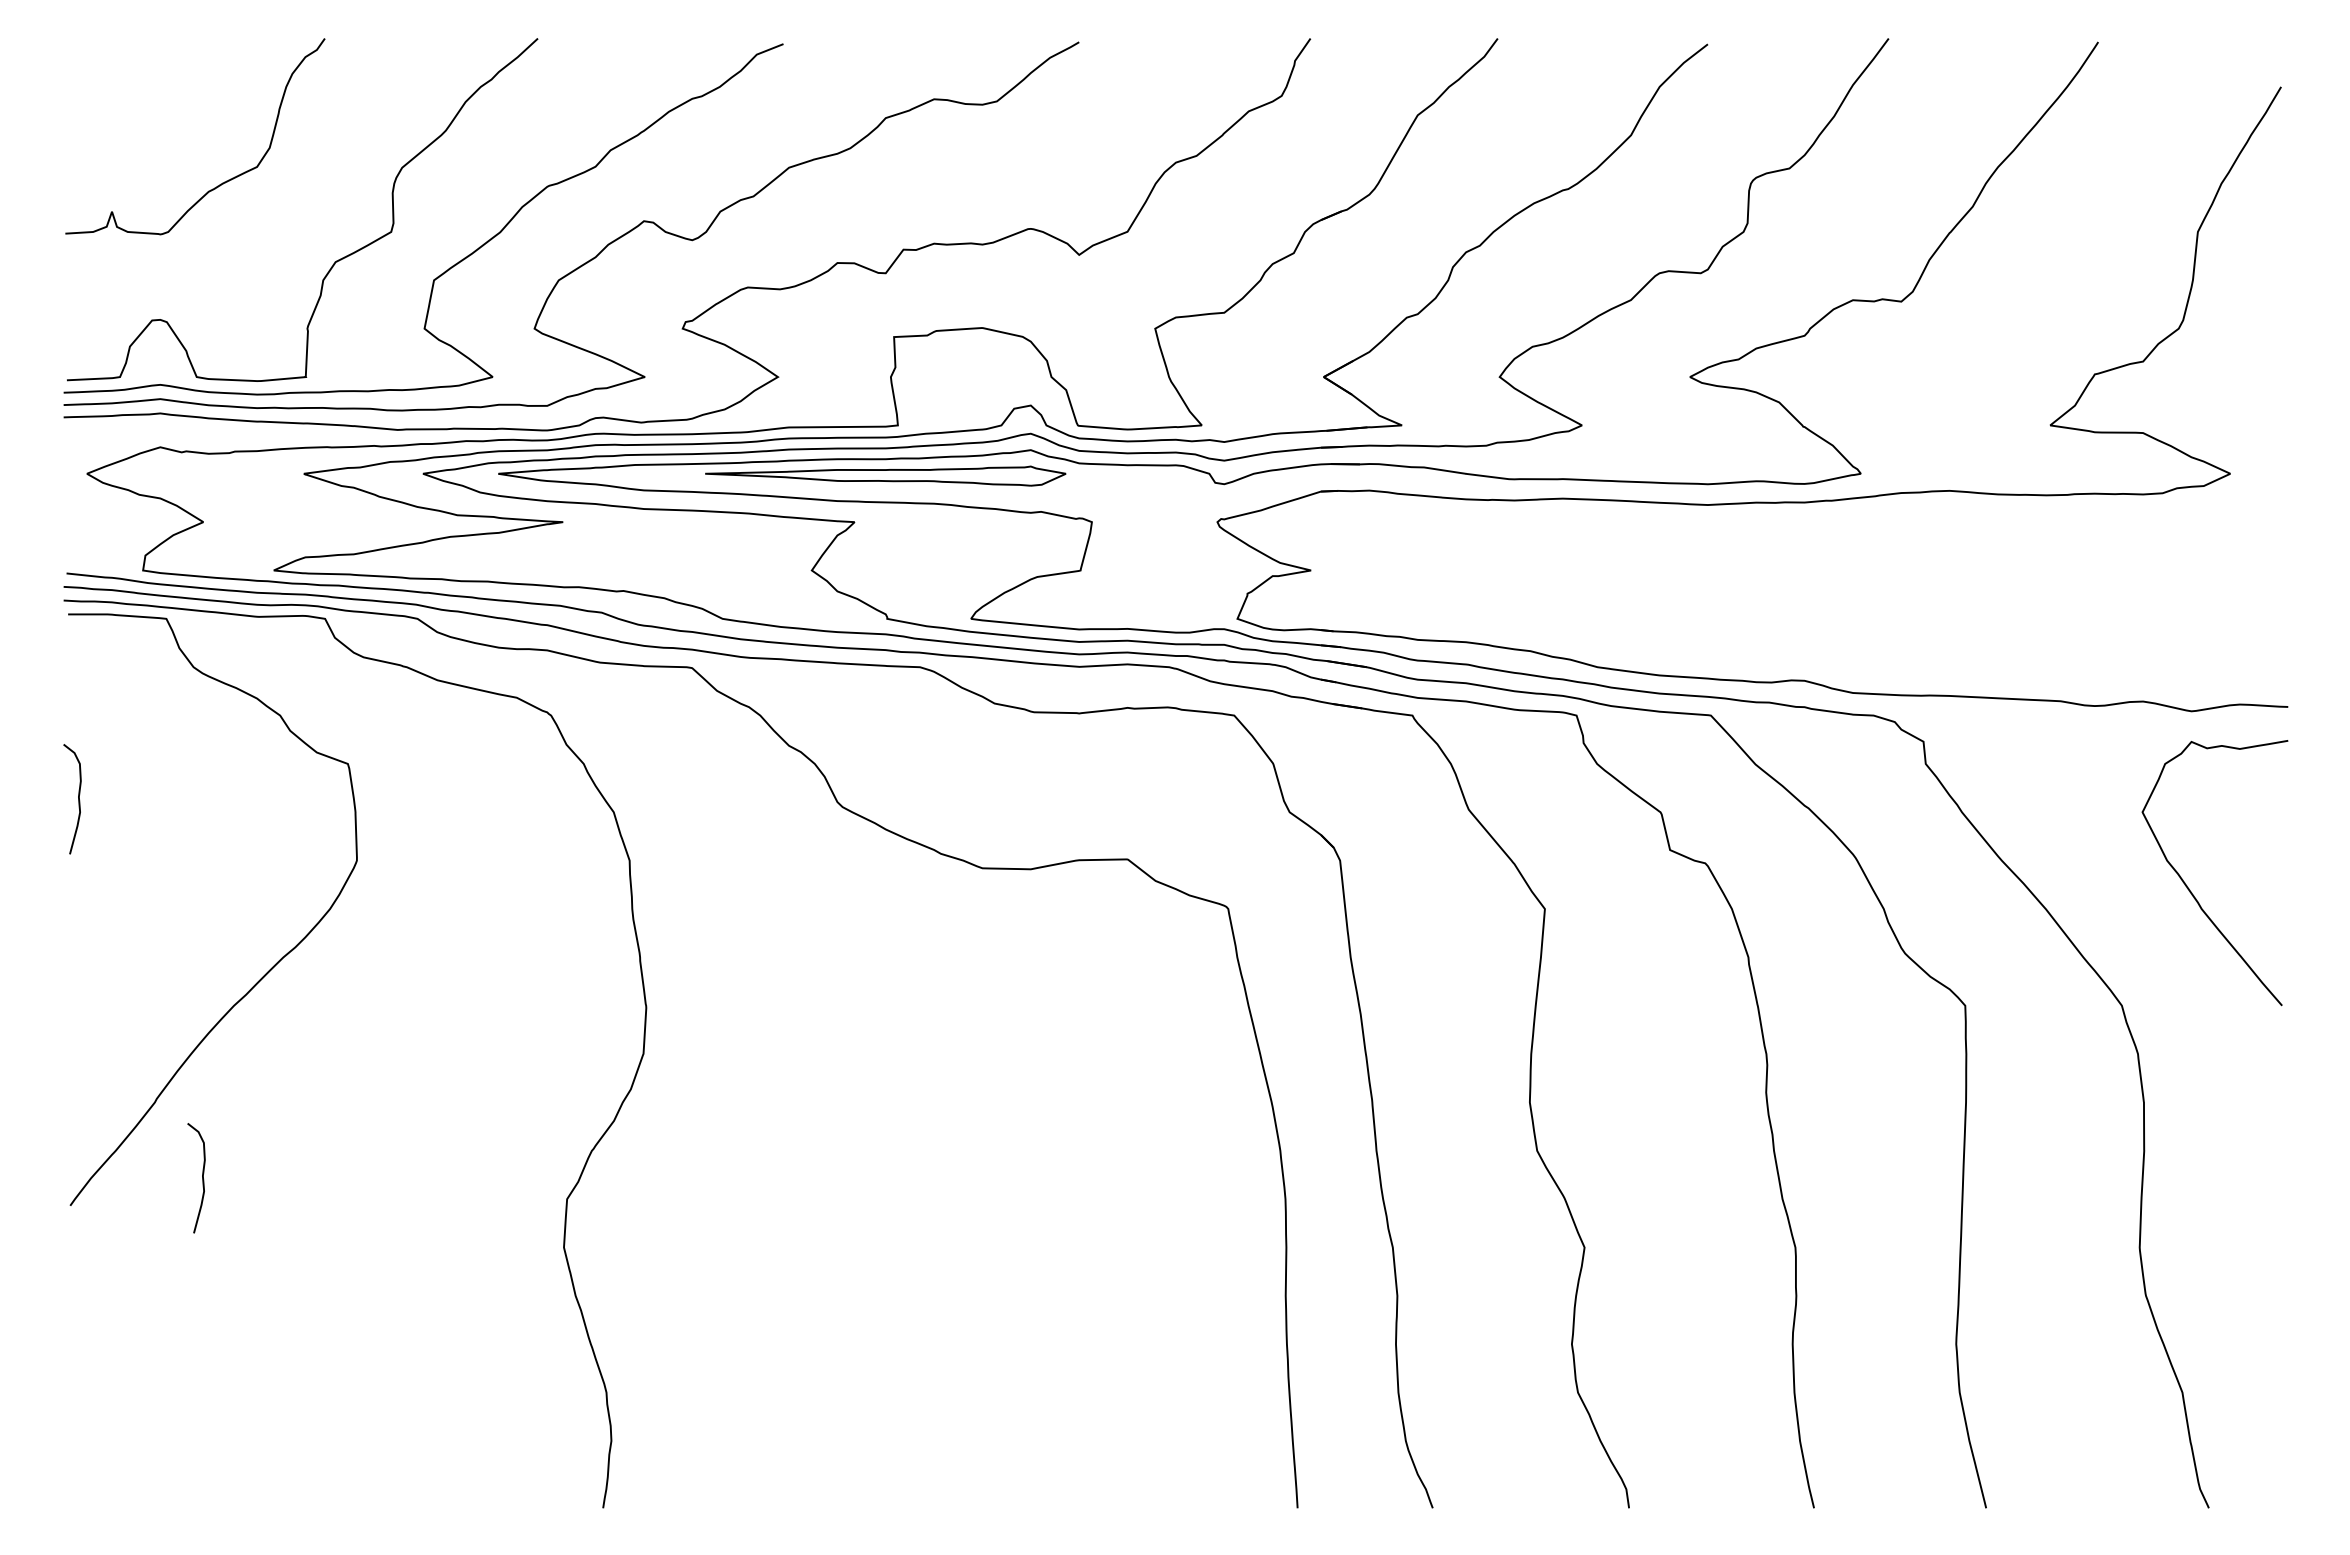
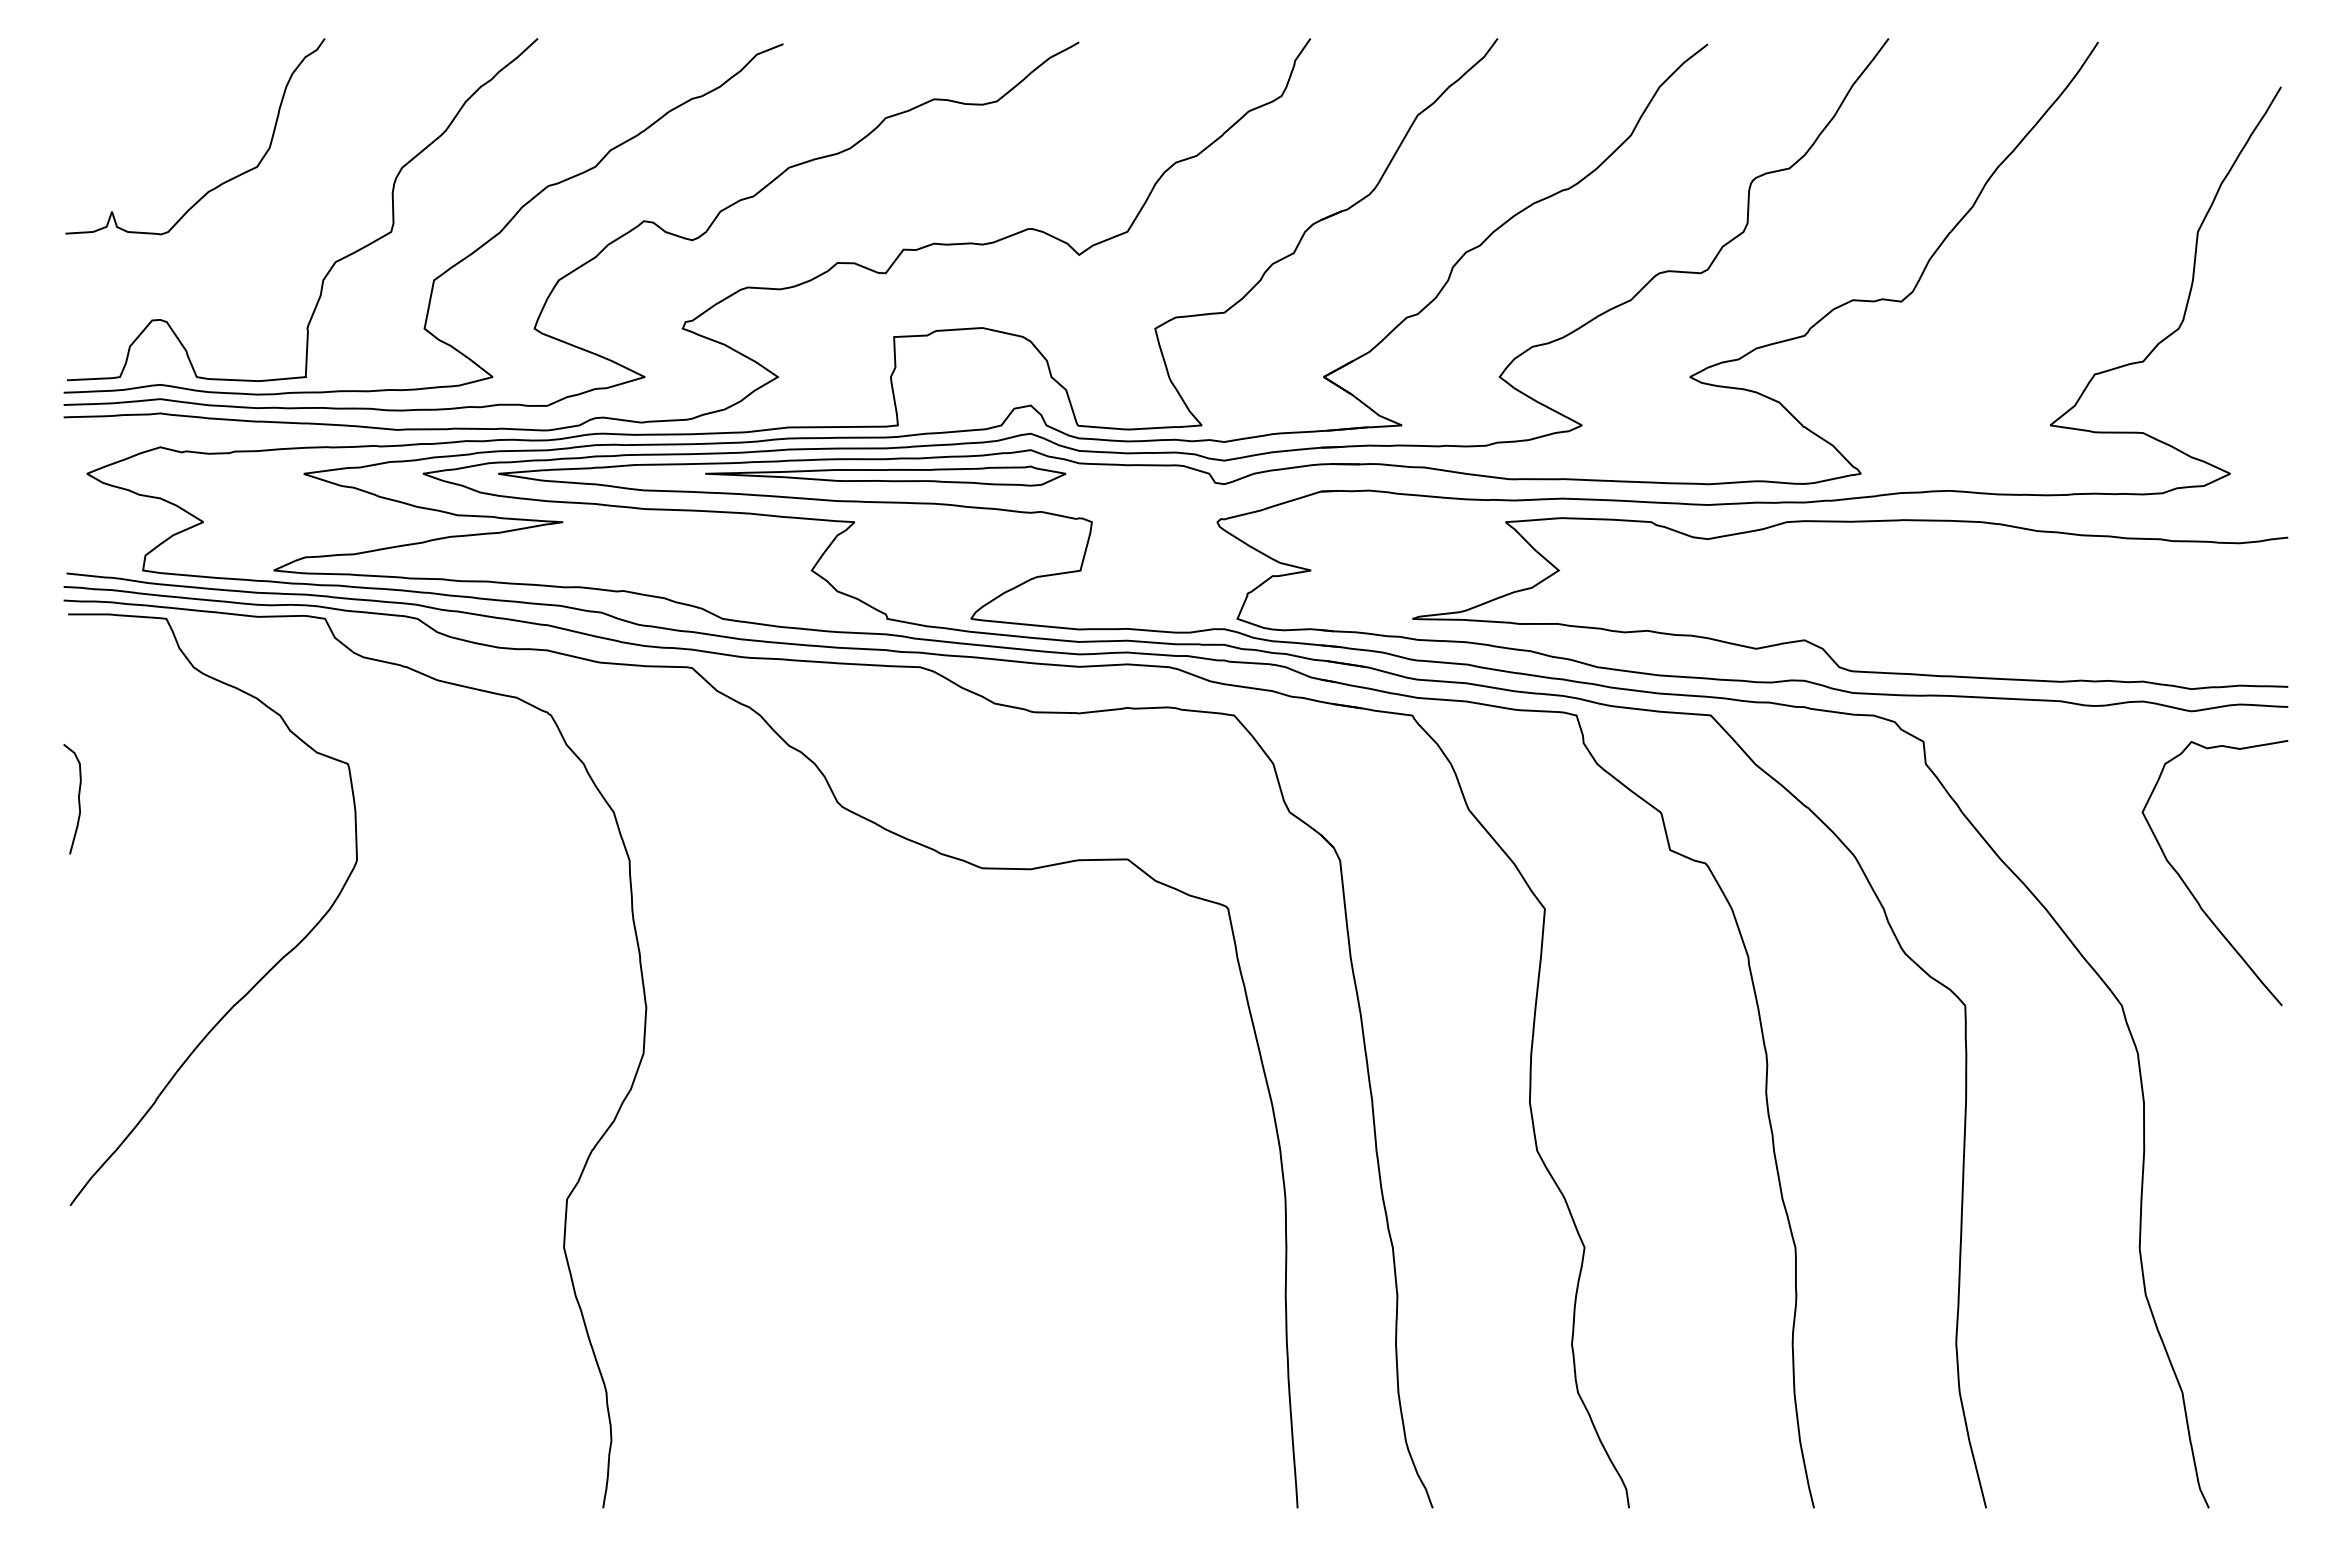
curve: none -> present (1822, 647)
curve: present -> none (202, 1178)
